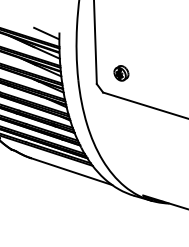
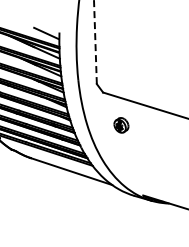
line: solid -> dashed (95, 42)
part position: (121, 73) -> (121, 125) (121, 125)
